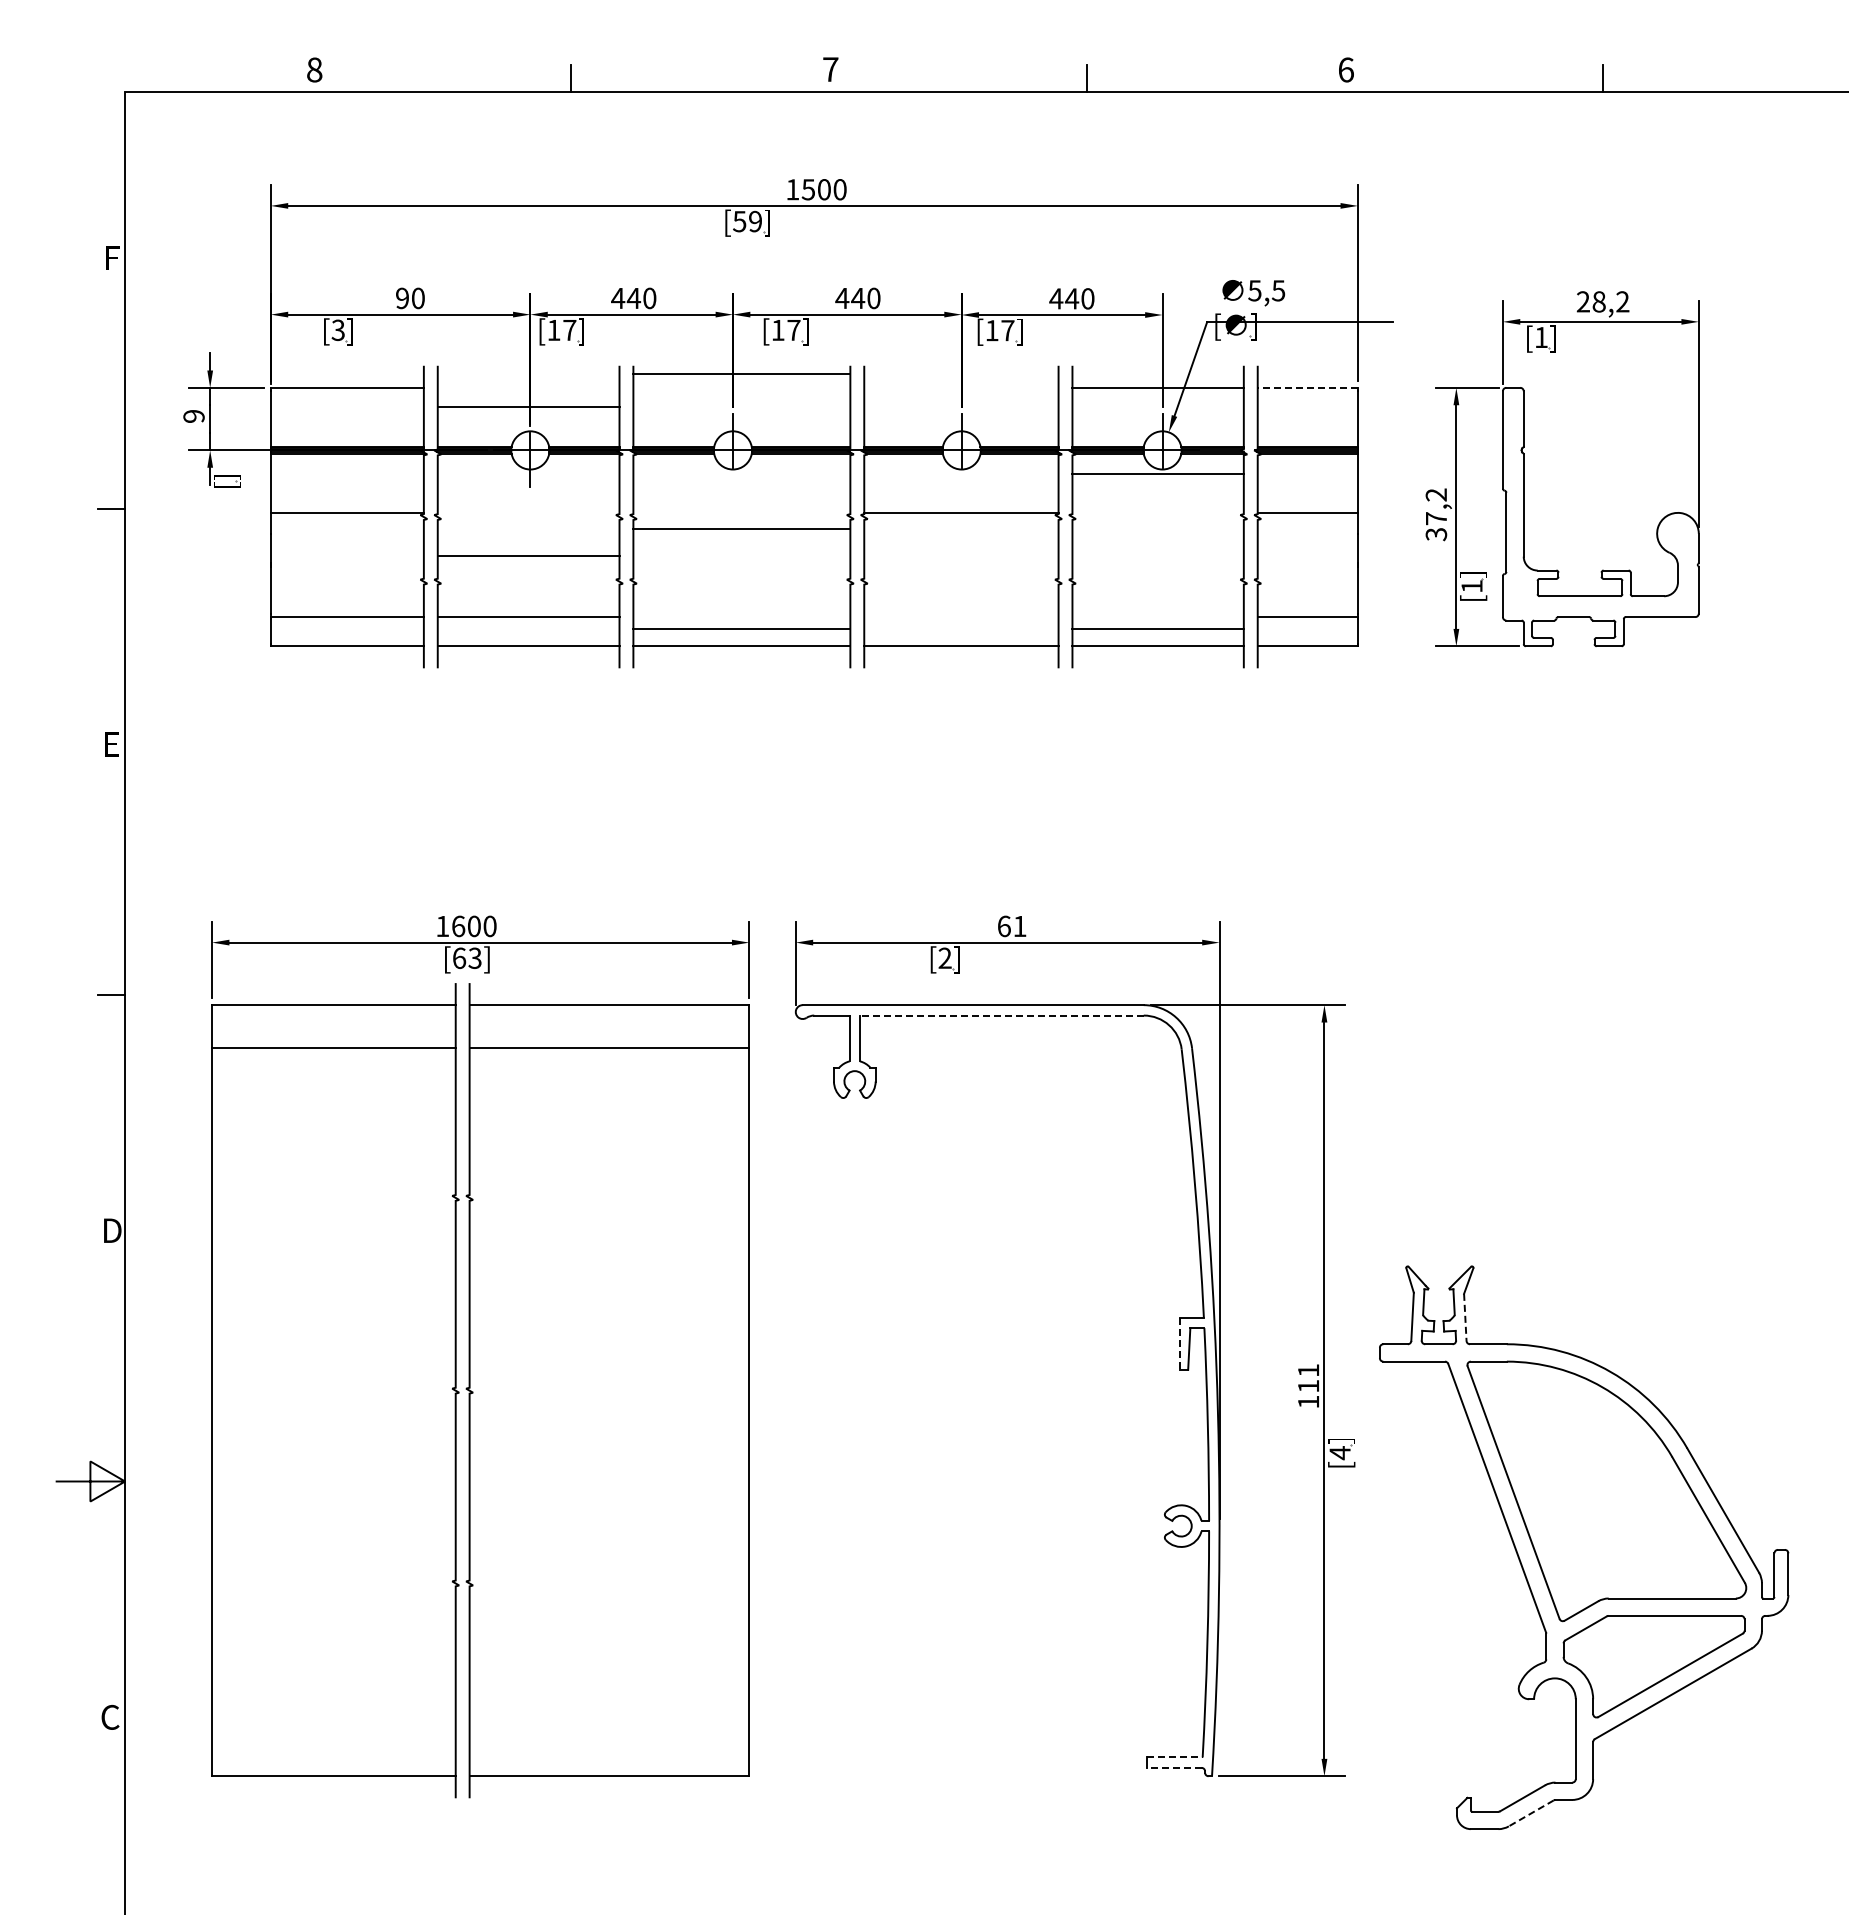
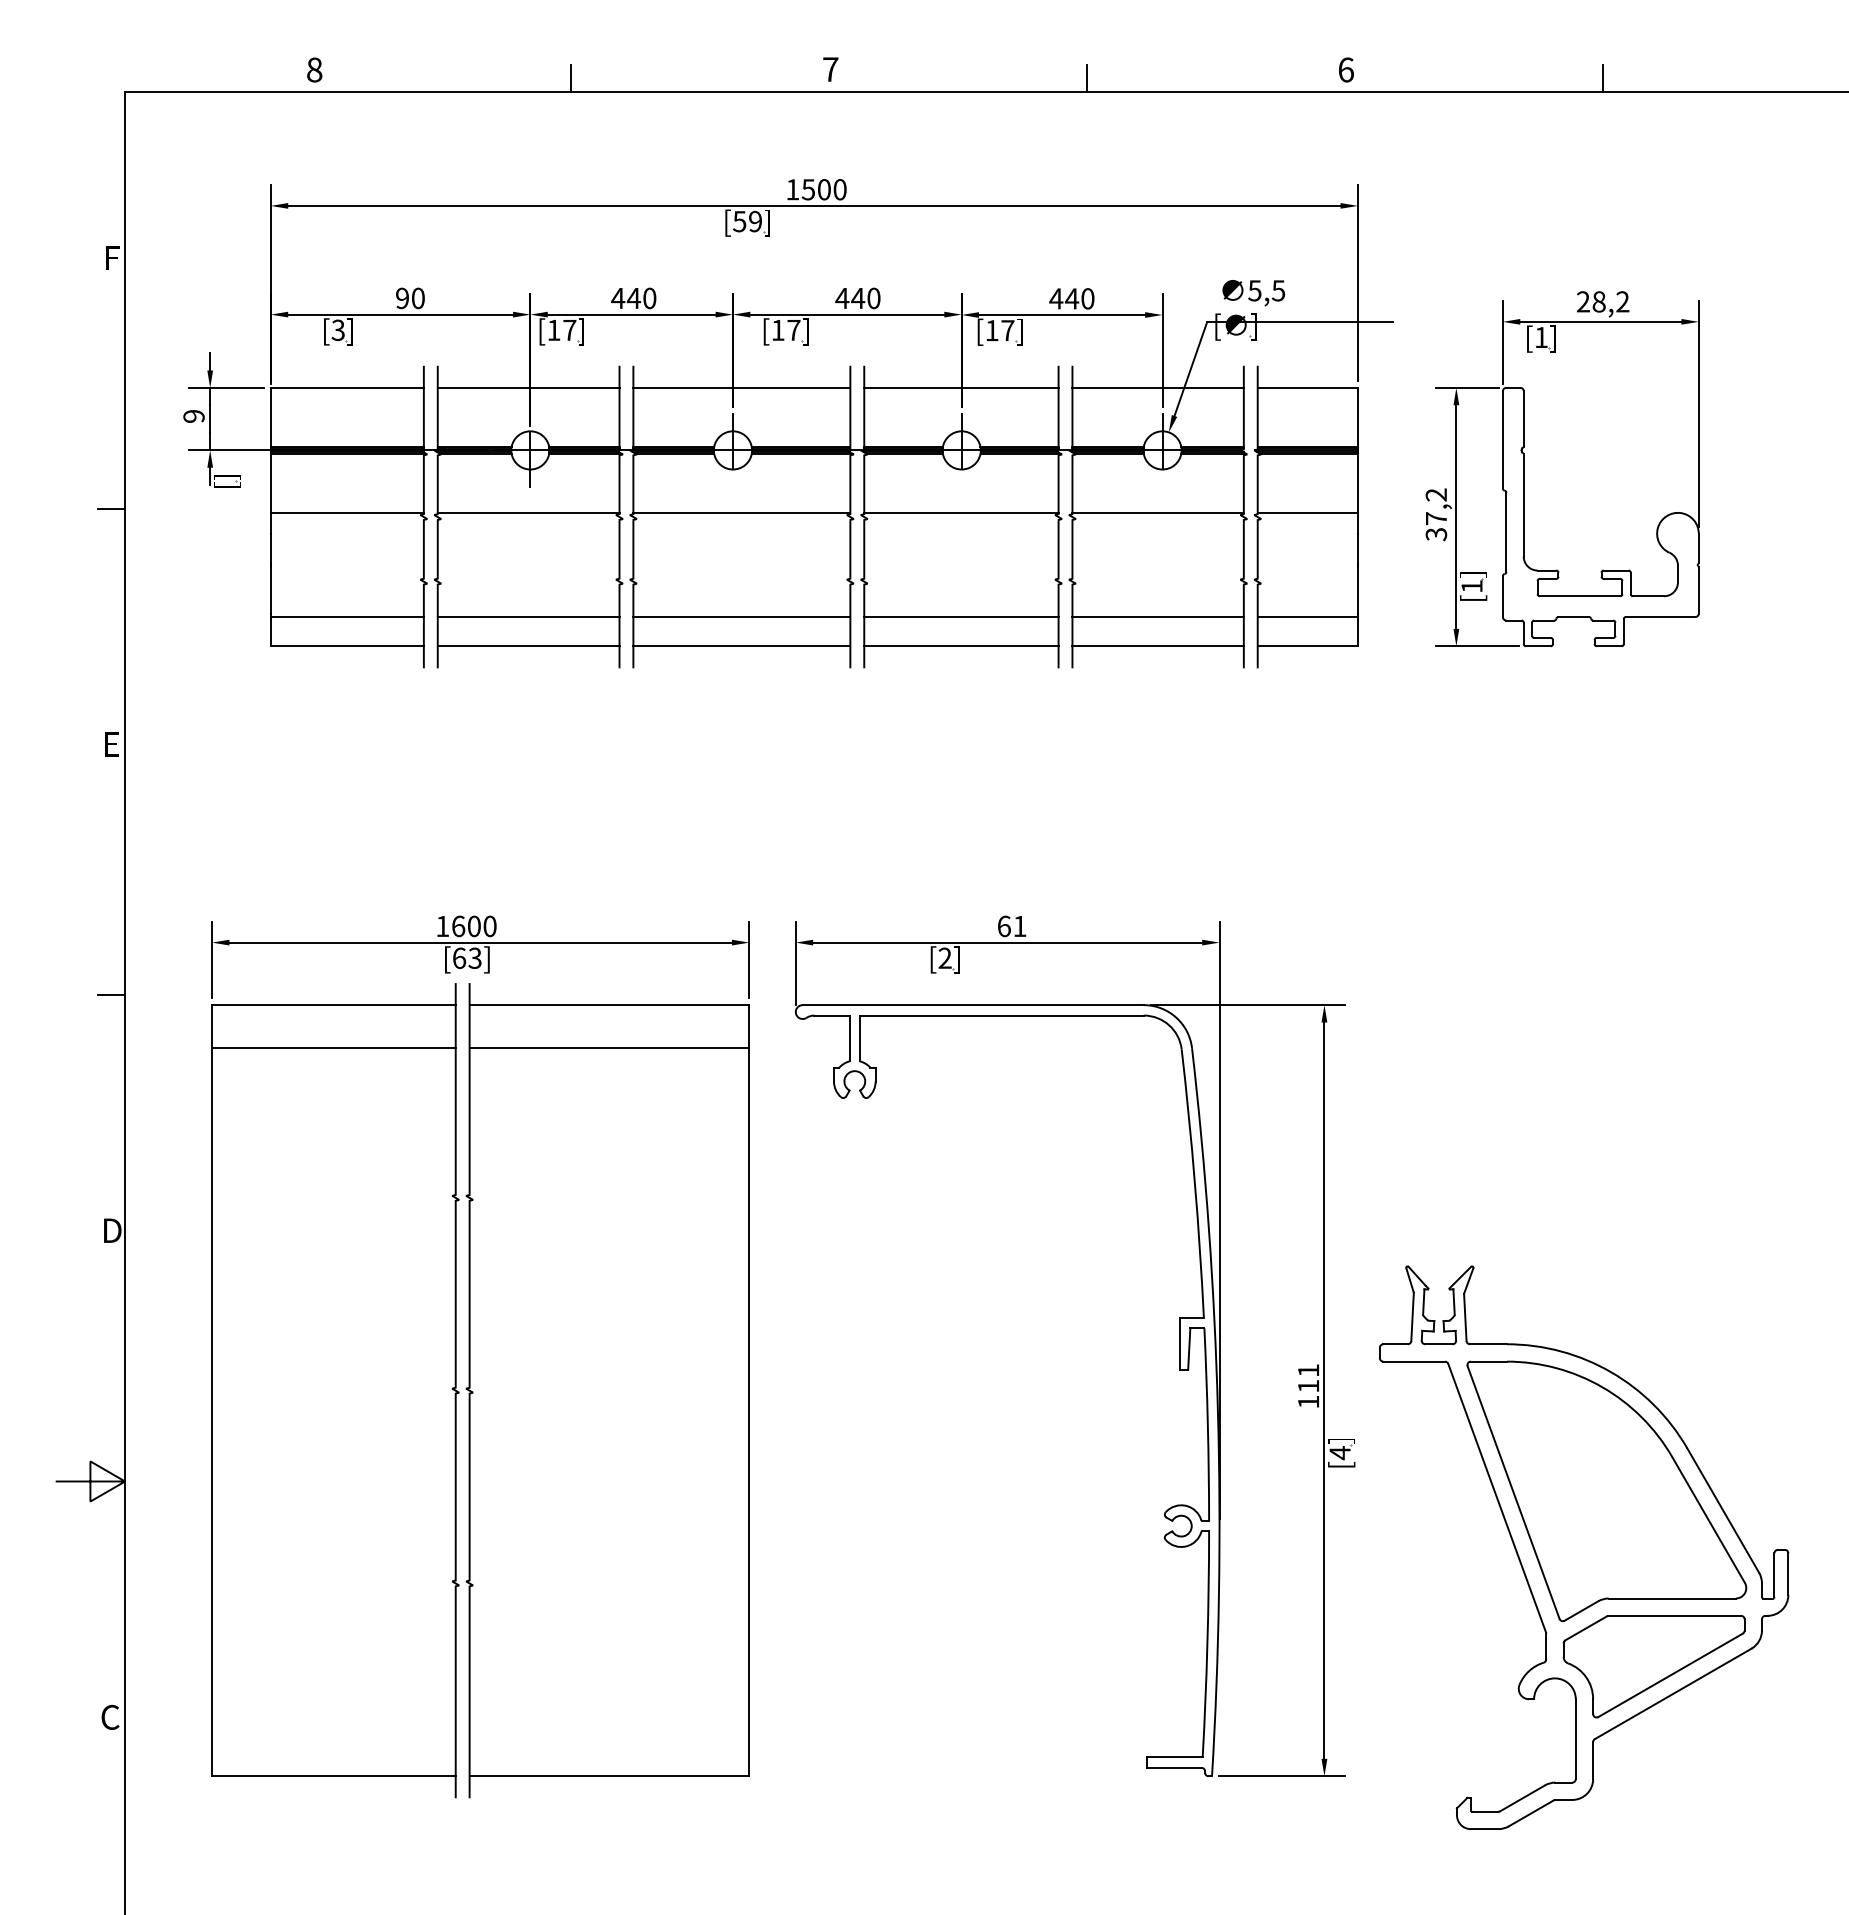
line position: (741, 373) -> (741, 387) (741, 387)
line: none -> present (961, 387)
line: dashed -> solid (1307, 387)
line position: (528, 406) -> (528, 387) (528, 387)
line position: (1157, 473) -> (1157, 512) (1157, 512)
line position: (741, 528) -> (741, 512) (741, 512)
line position: (528, 555) -> (528, 512) (528, 512)
line: none -> present (961, 617)
line position: (741, 629) -> (741, 617) (741, 617)
line position: (1157, 629) -> (1157, 617) (1157, 617)
line: dashed -> solid (1001, 1015)
line: dashed -> solid (1465, 1317)
line: dashed -> solid (1179, 1344)
line: dashed -> solid (1175, 1757)
line: dashed -> solid (1174, 1767)
line: dashed -> solid (1531, 1813)
